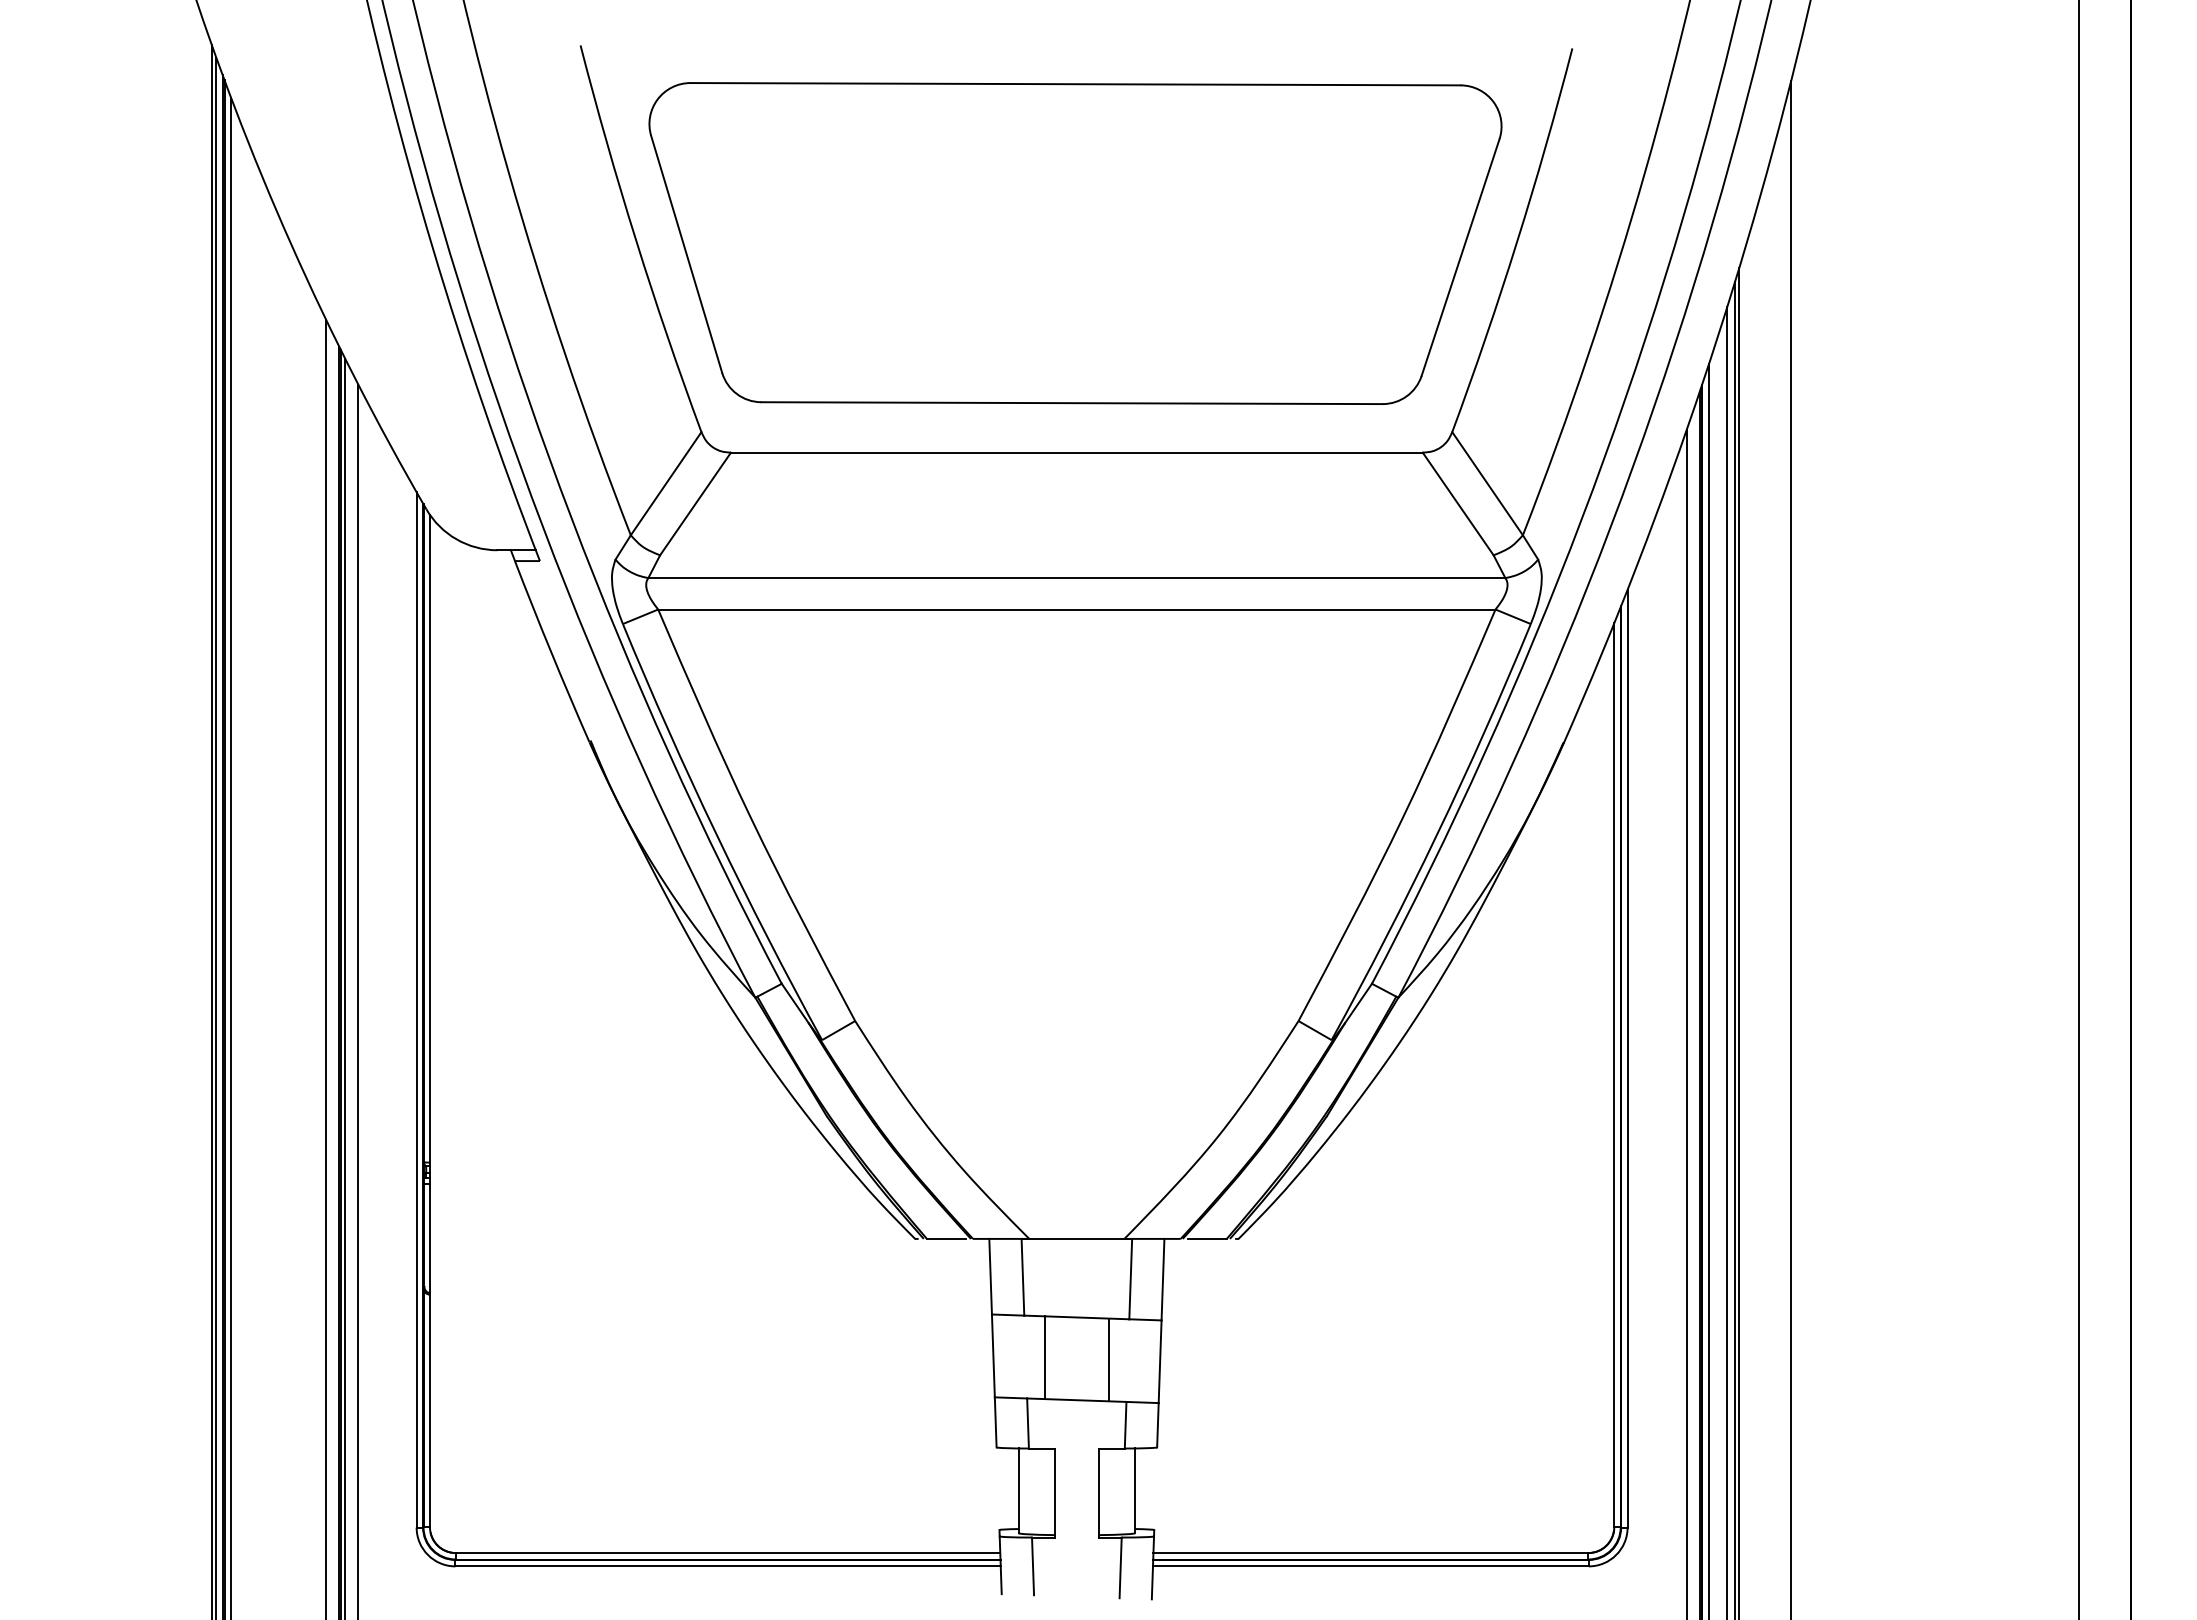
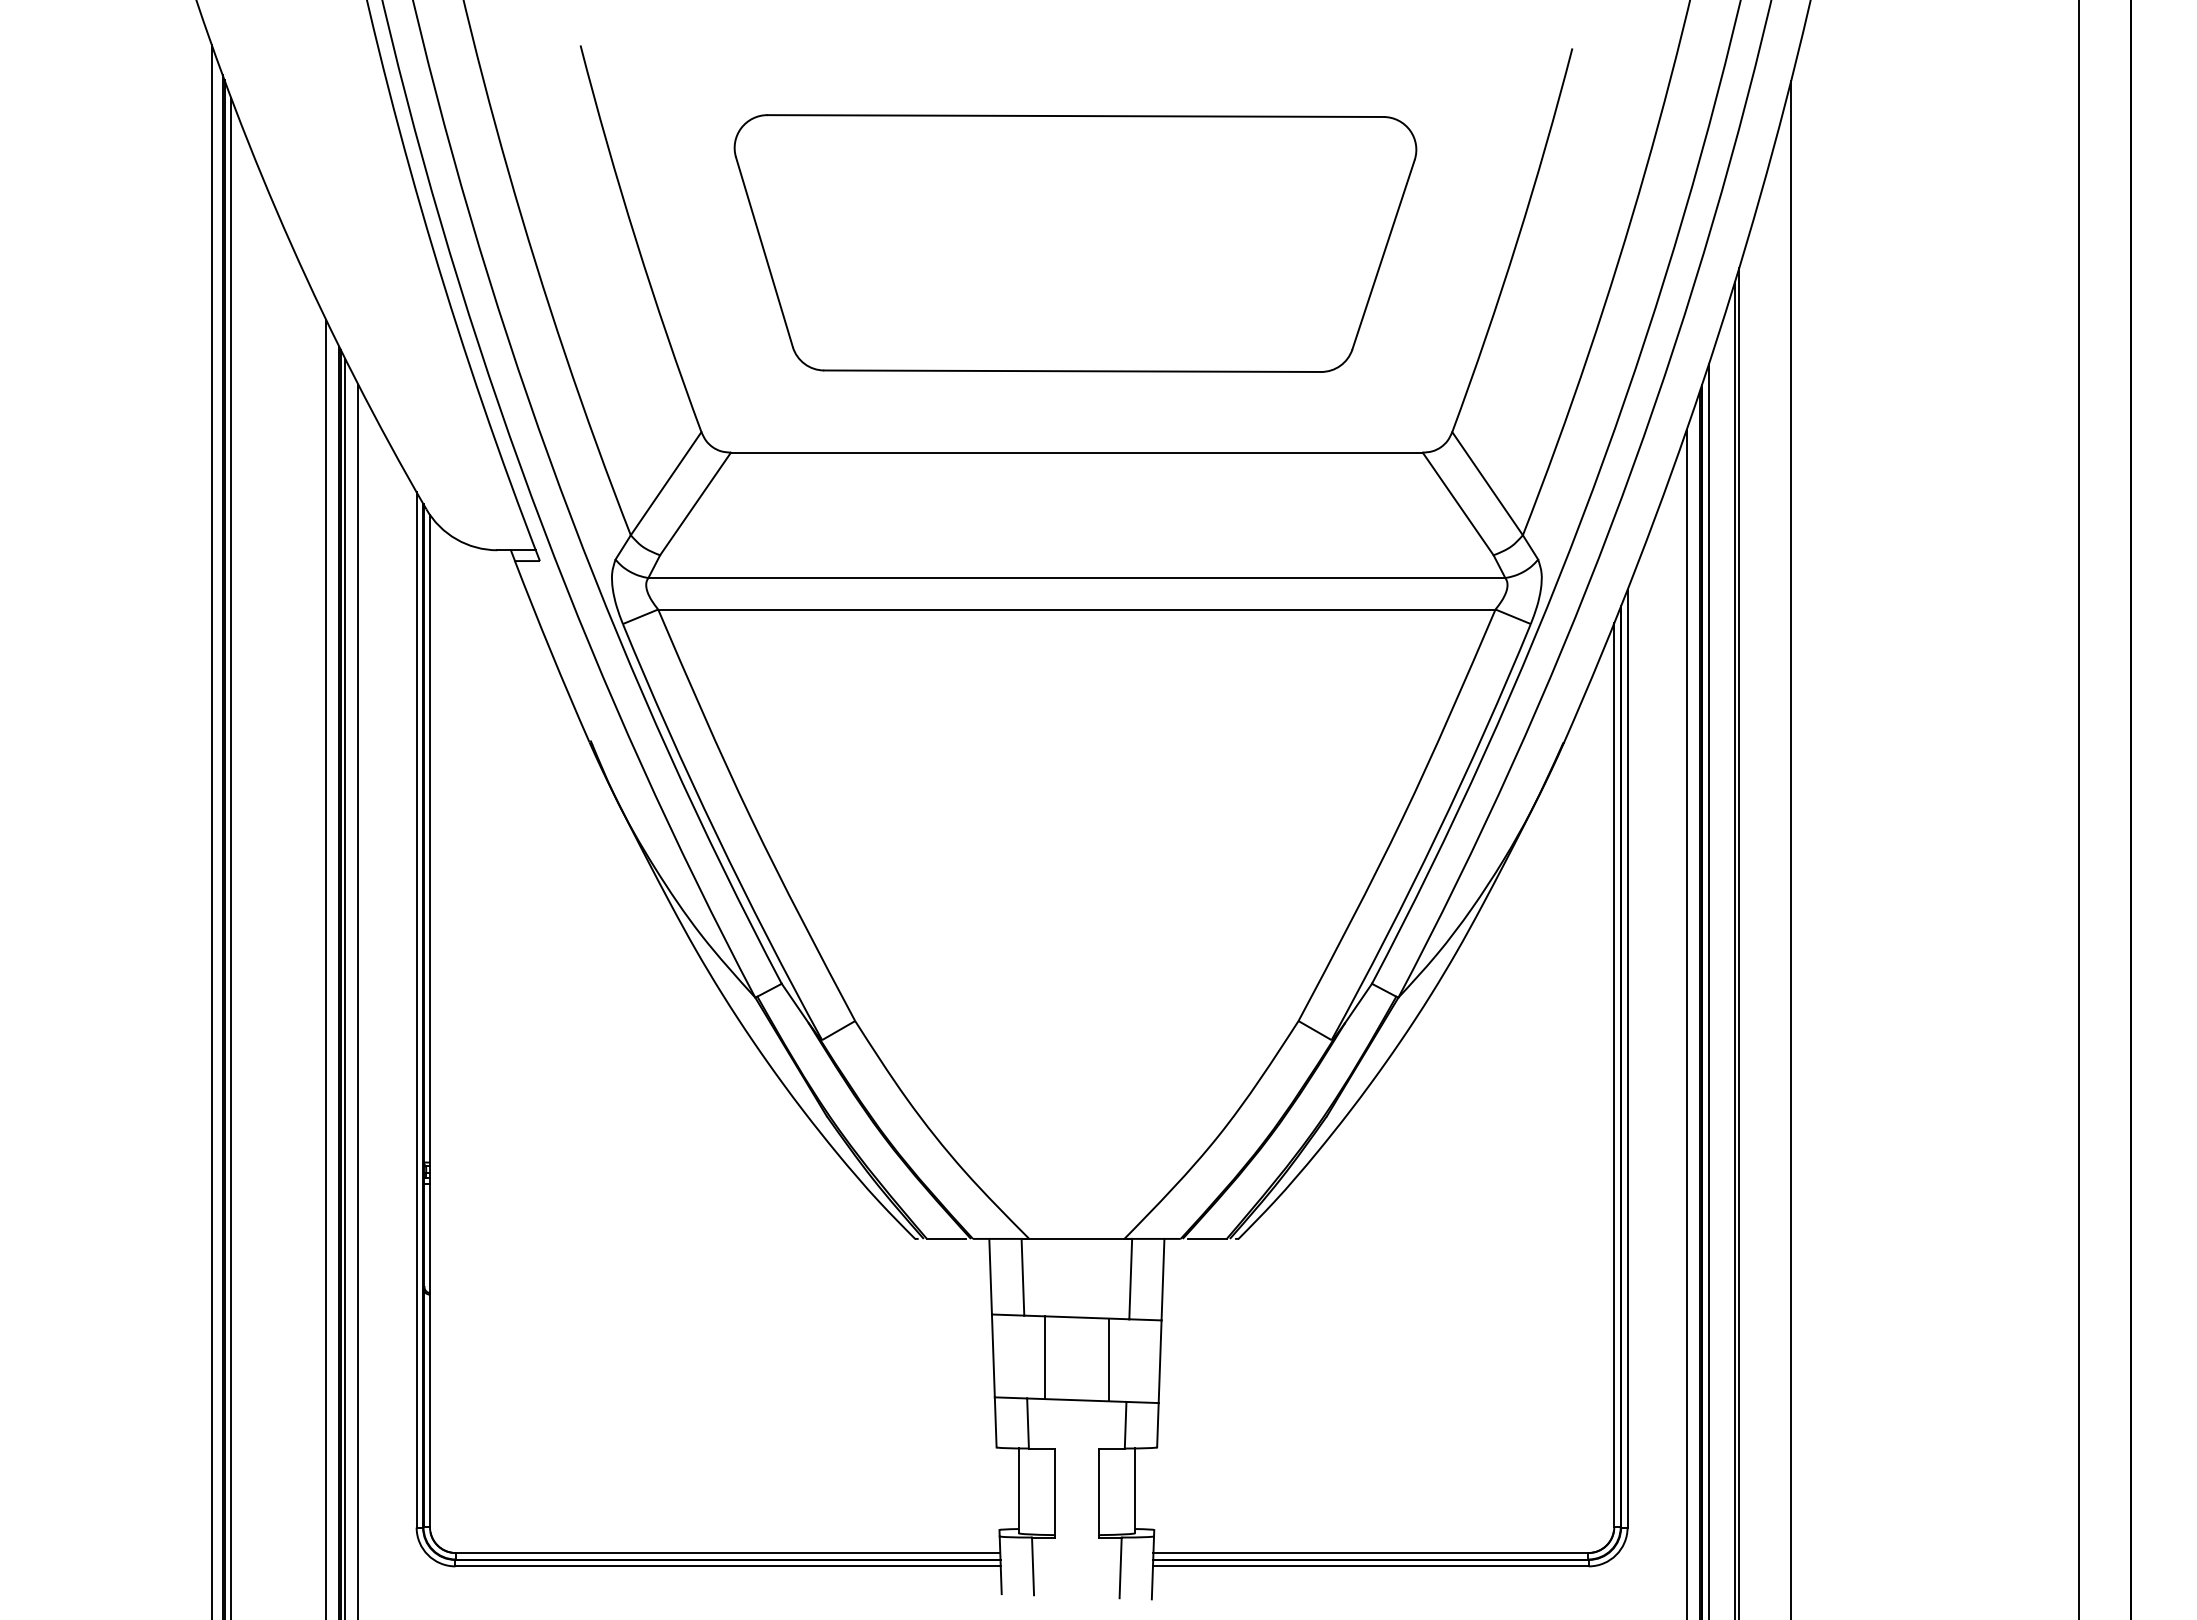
part size: 855x323 px -> 685x259 px (1075, 243)
line: present -> none (216, 836)
line: present -> none (1727, 961)
